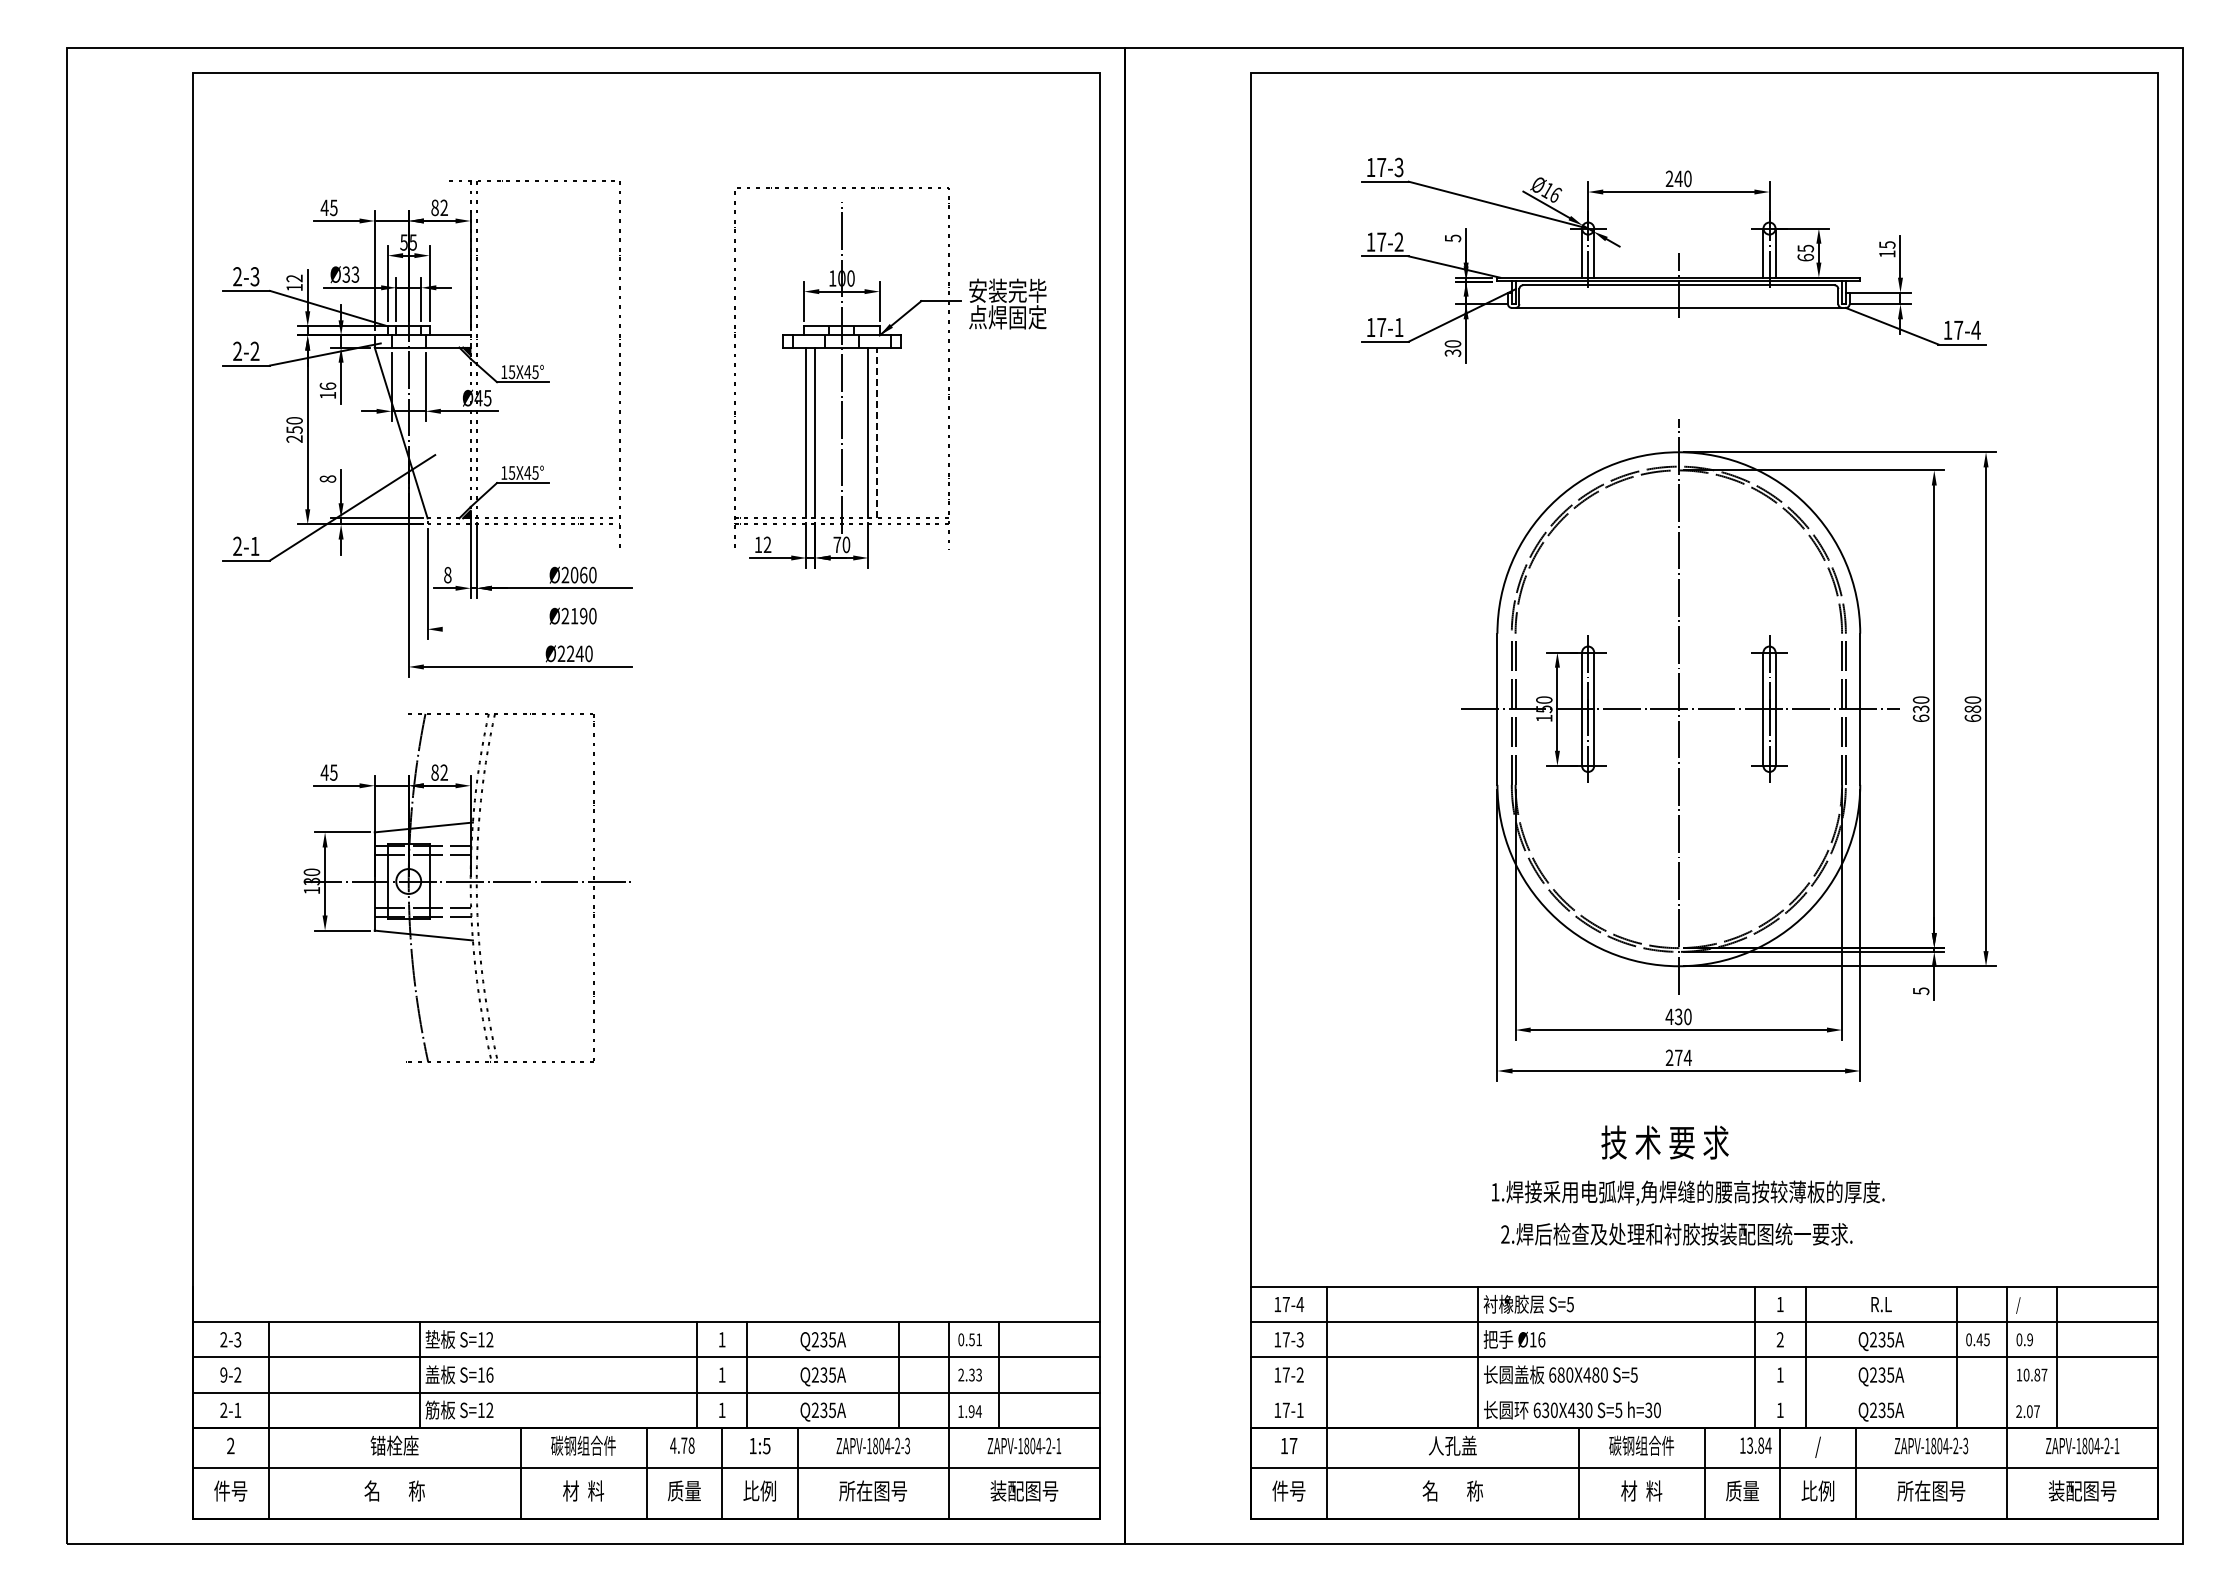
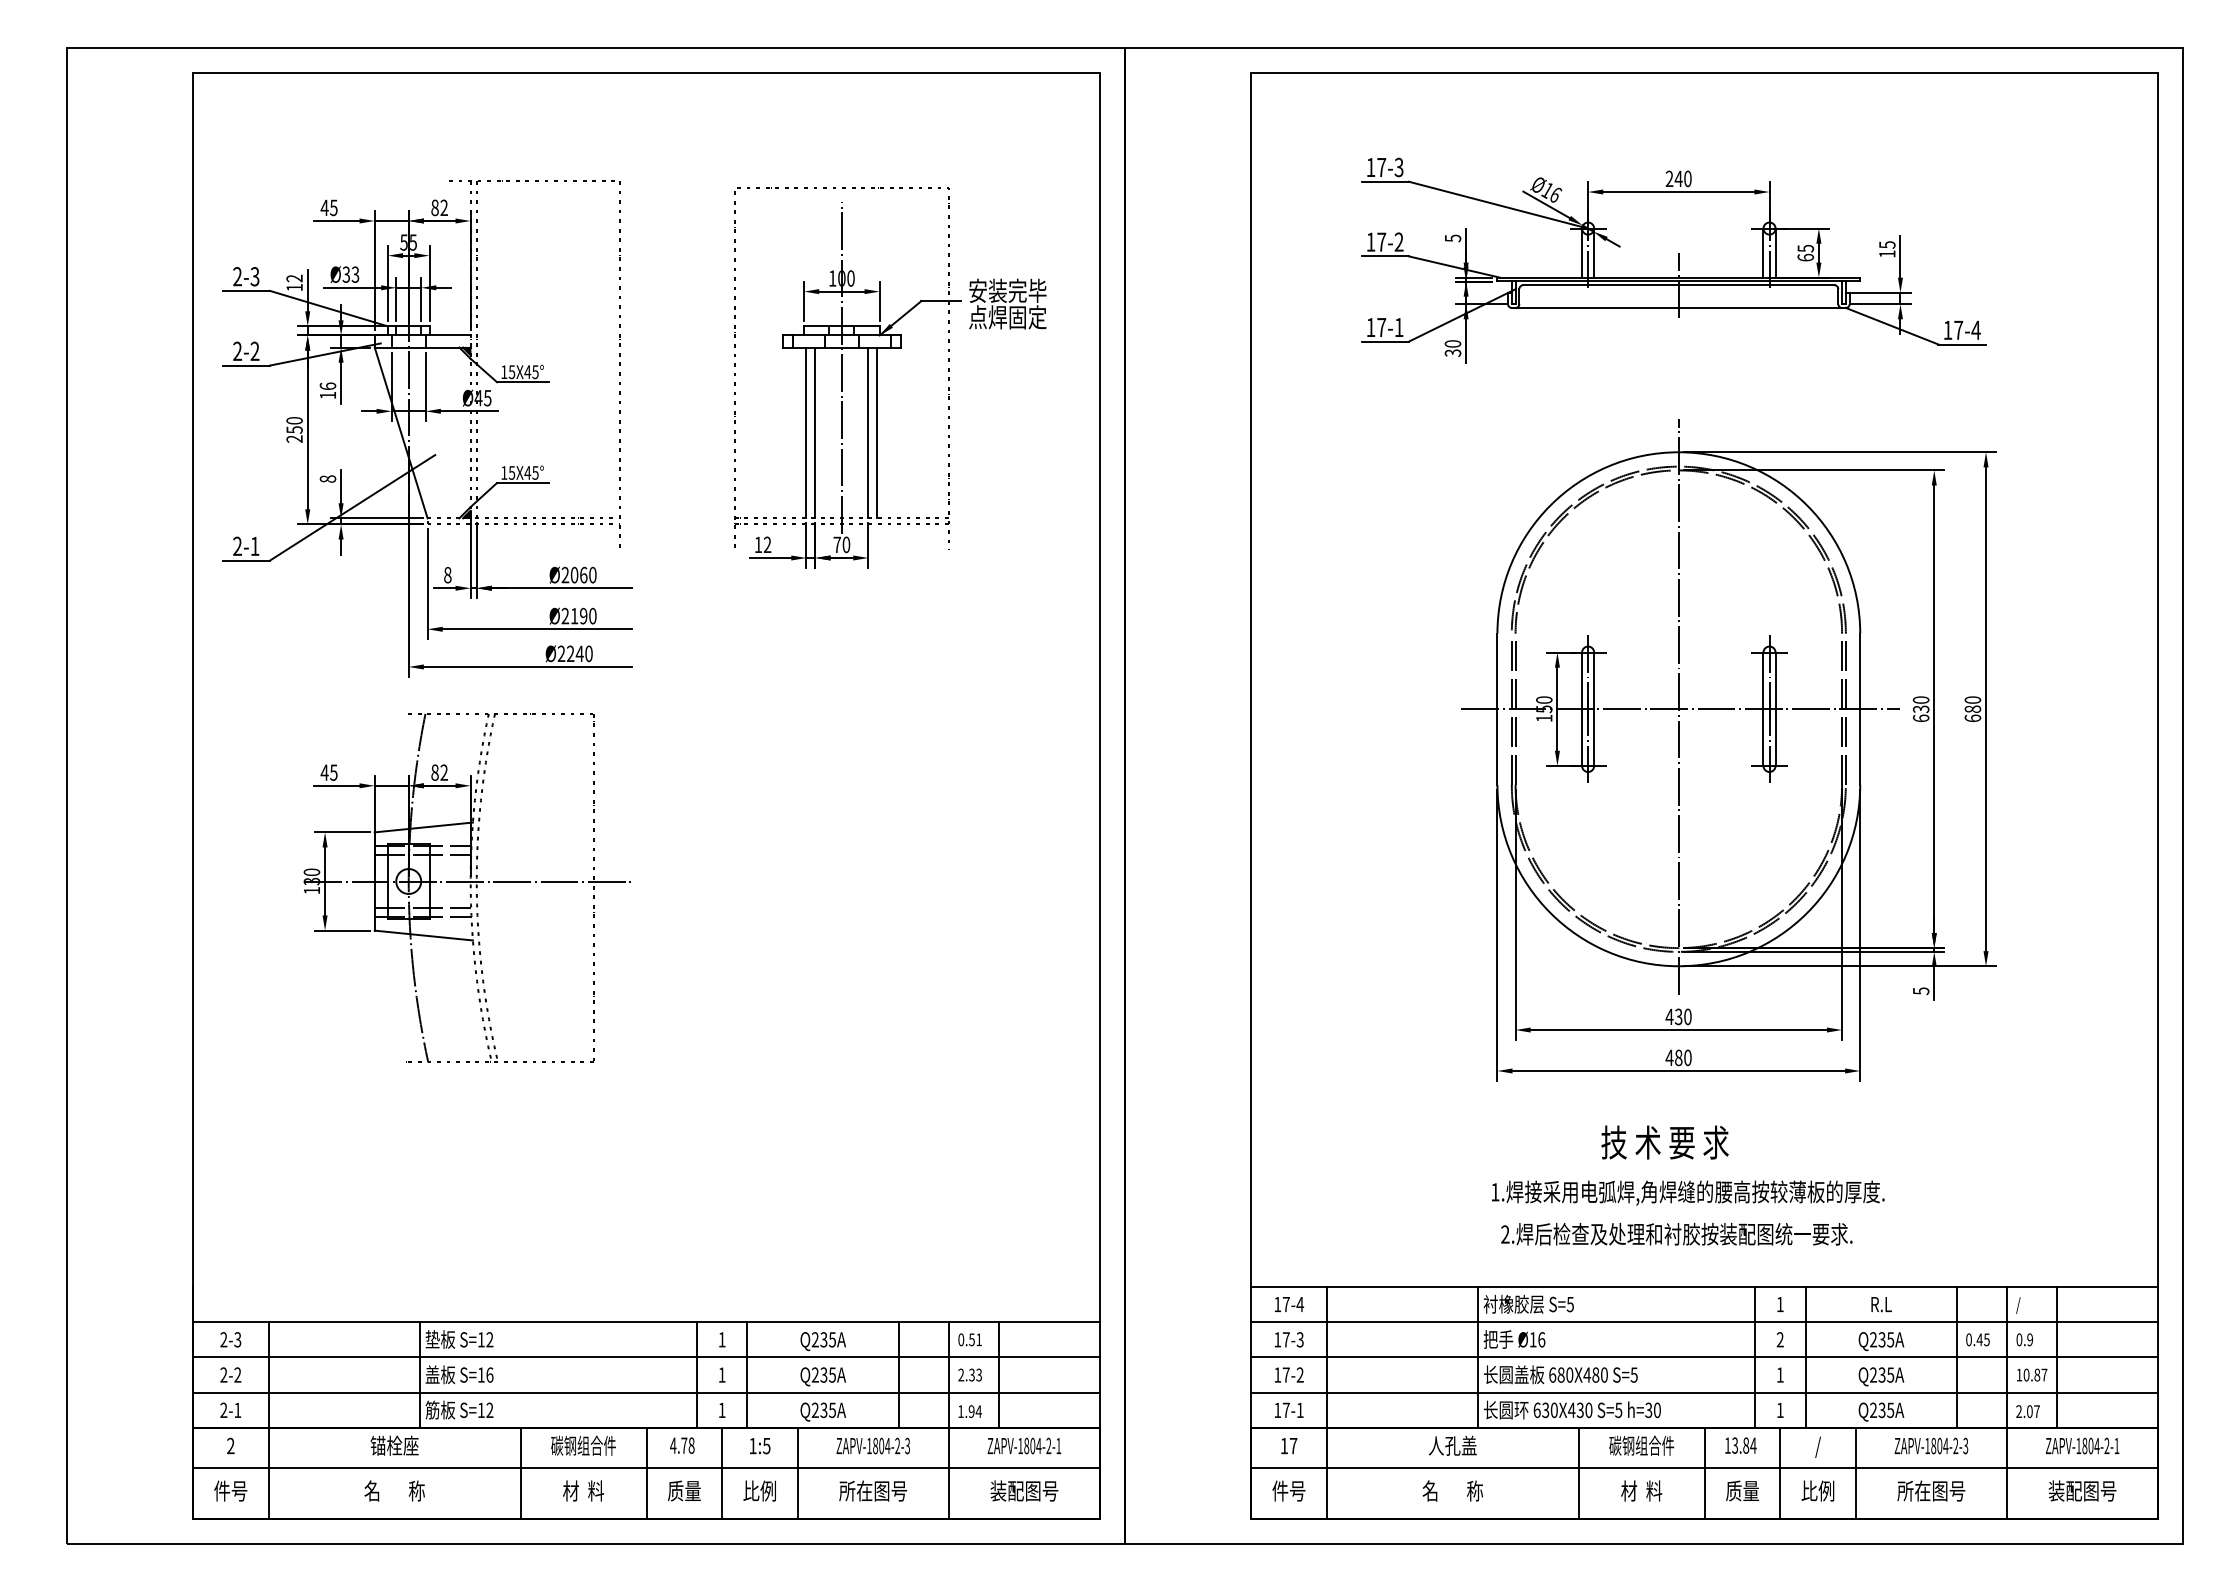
line: dashed -> solid (877, 432)
line: none -> present (537, 629)
text: 274 -> 480 (1678, 1057)
text: 9-2 -> 2-2 (223, 1375)
line: none -> present (1704, 1392)
text position: (1755, 1445) -> (1740, 1445) (1740, 1445)
